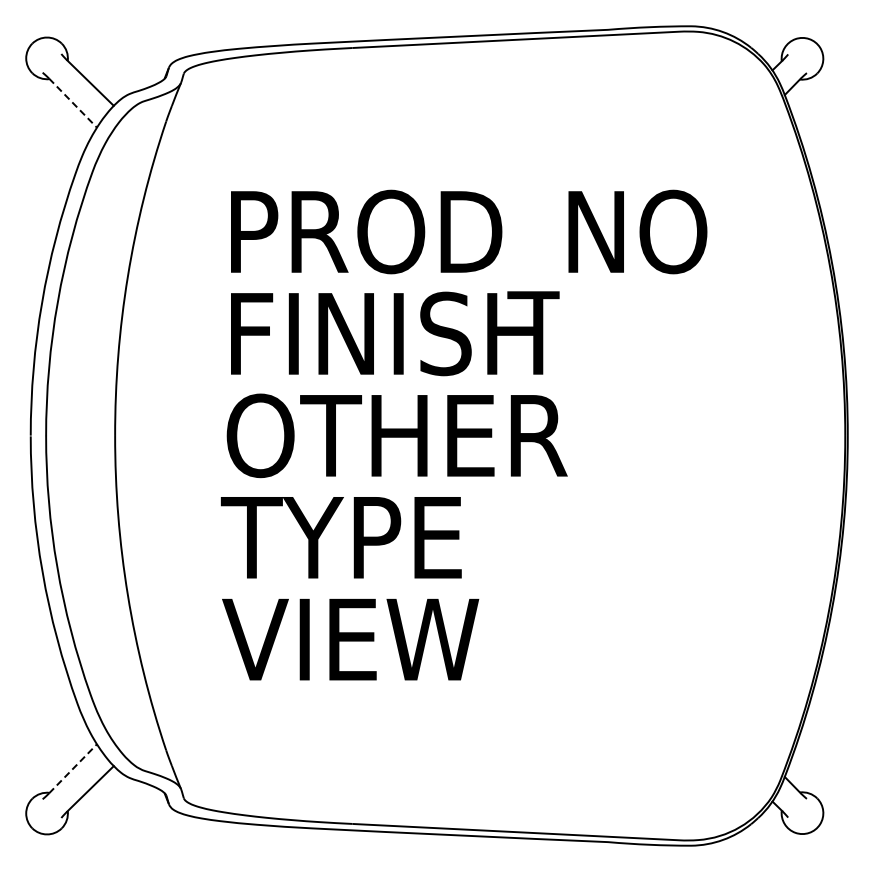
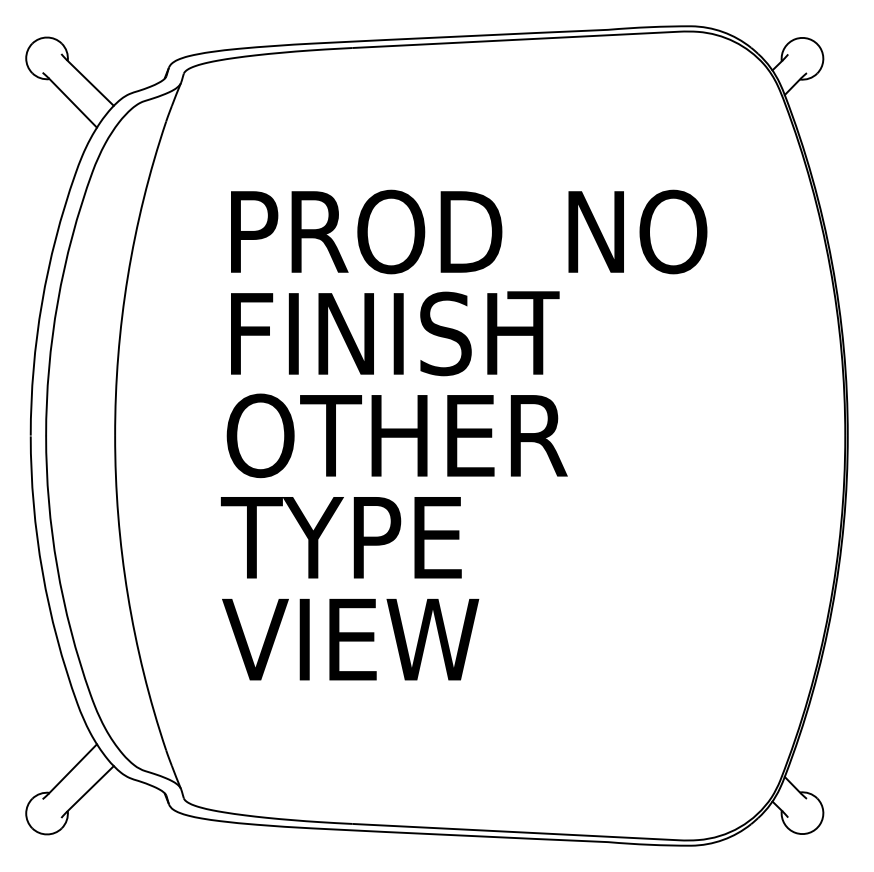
line: dashed -> solid (73, 103)
line: dashed -> solid (73, 768)
